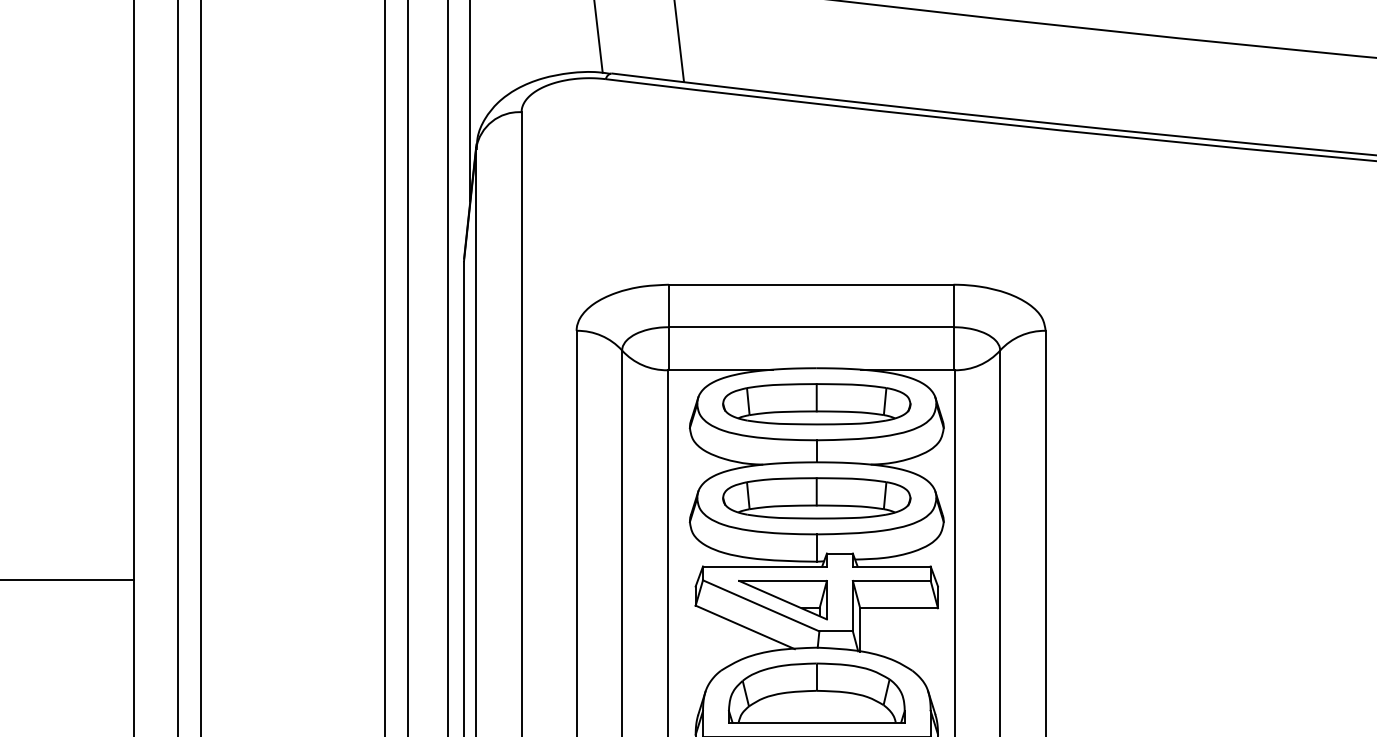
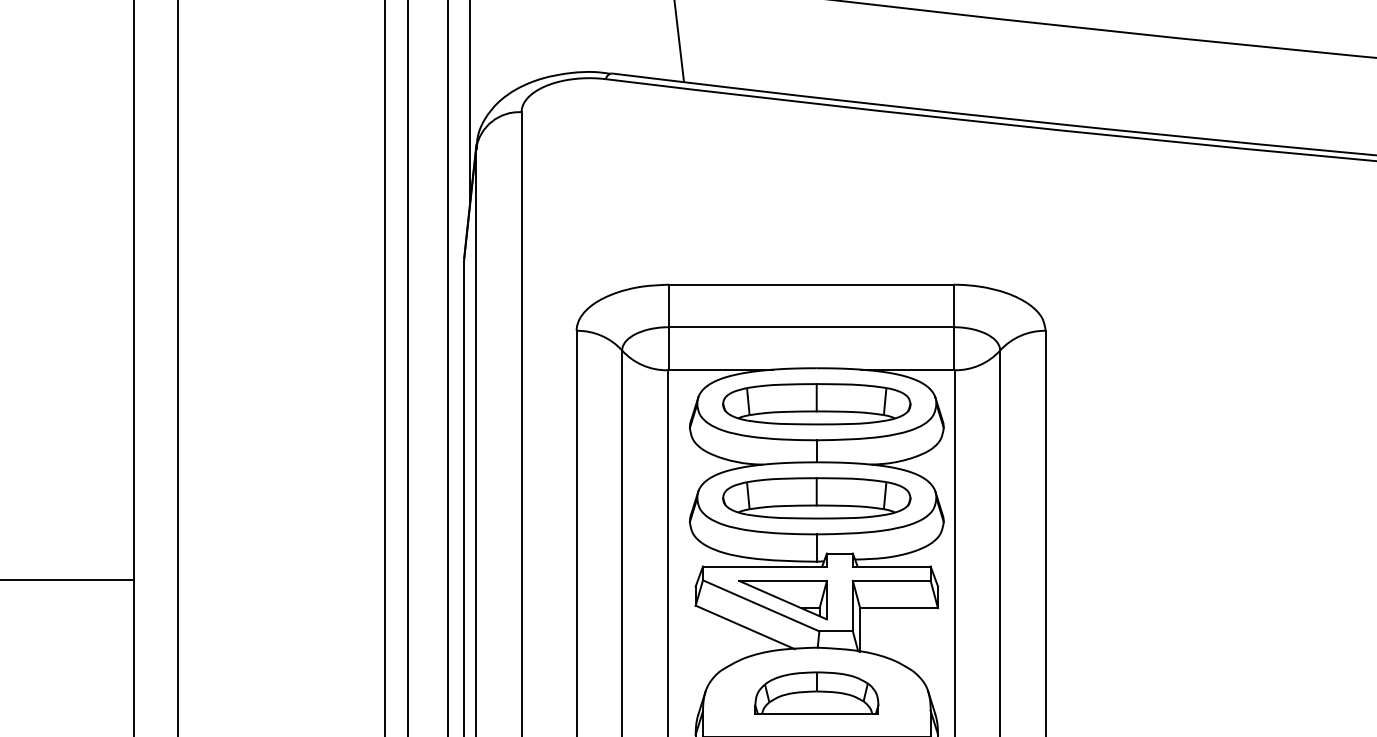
line: present -> none (598, 37)
line: present -> none (200, 367)
part size: 178x62 px -> 126x44 px (816, 692)
